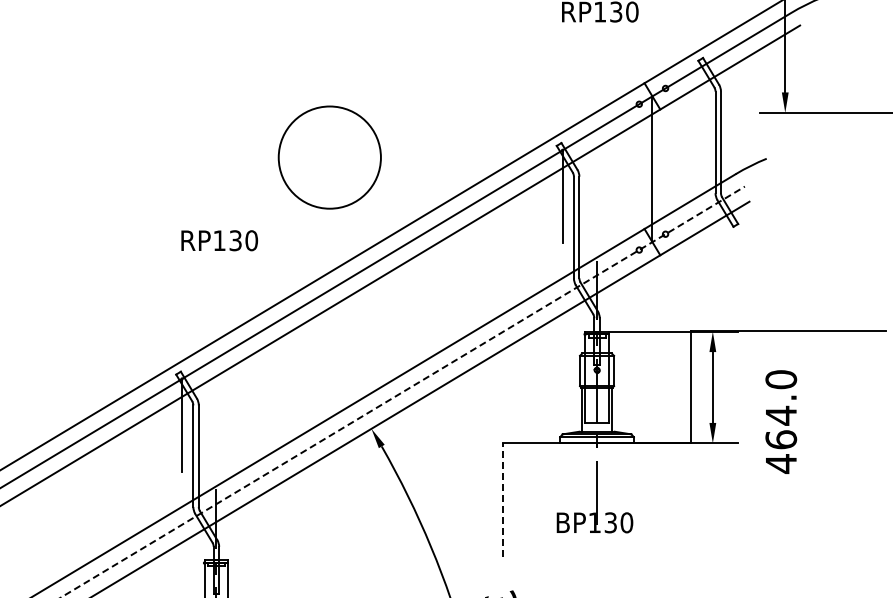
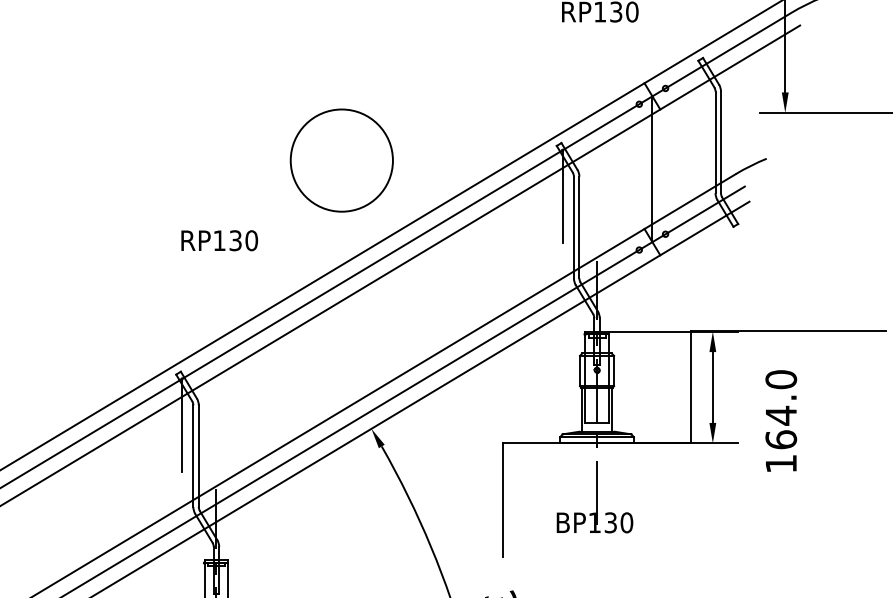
circle position: (329, 157) -> (341, 160) (341, 160)
line: dashed -> solid (403, 391)
text: 464.0 -> 164.0 (781, 463)
line: dashed -> solid (503, 500)
